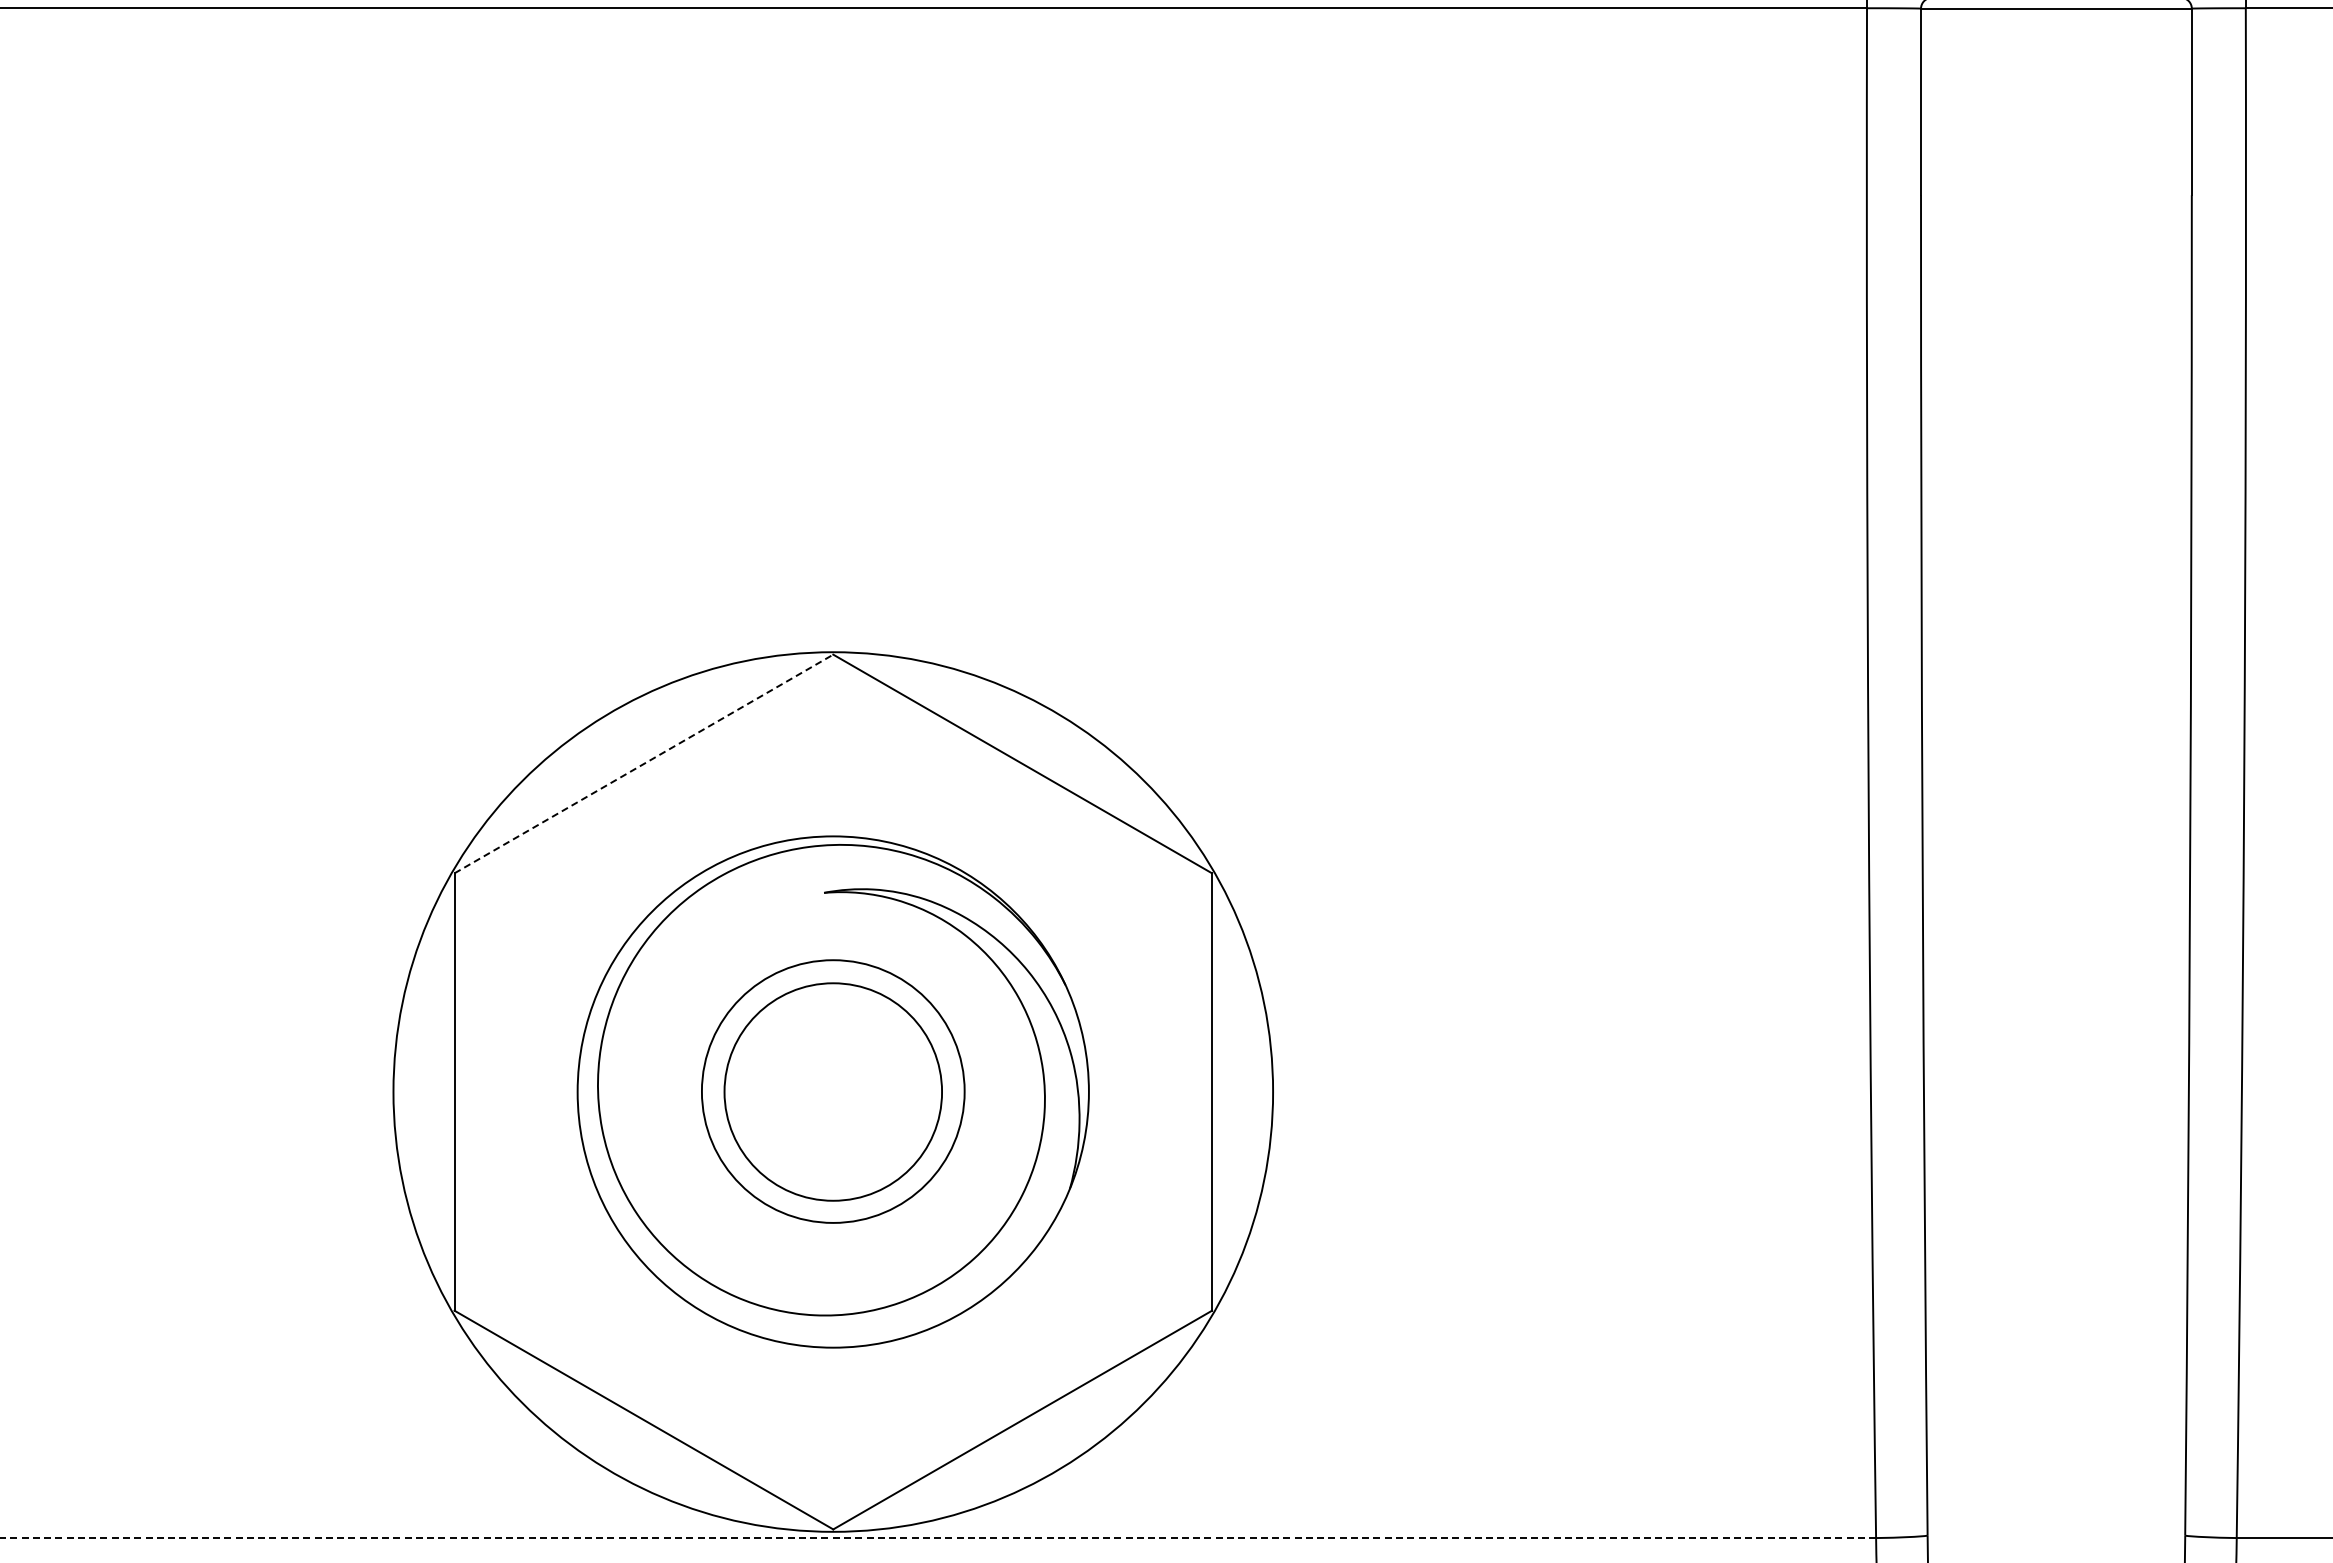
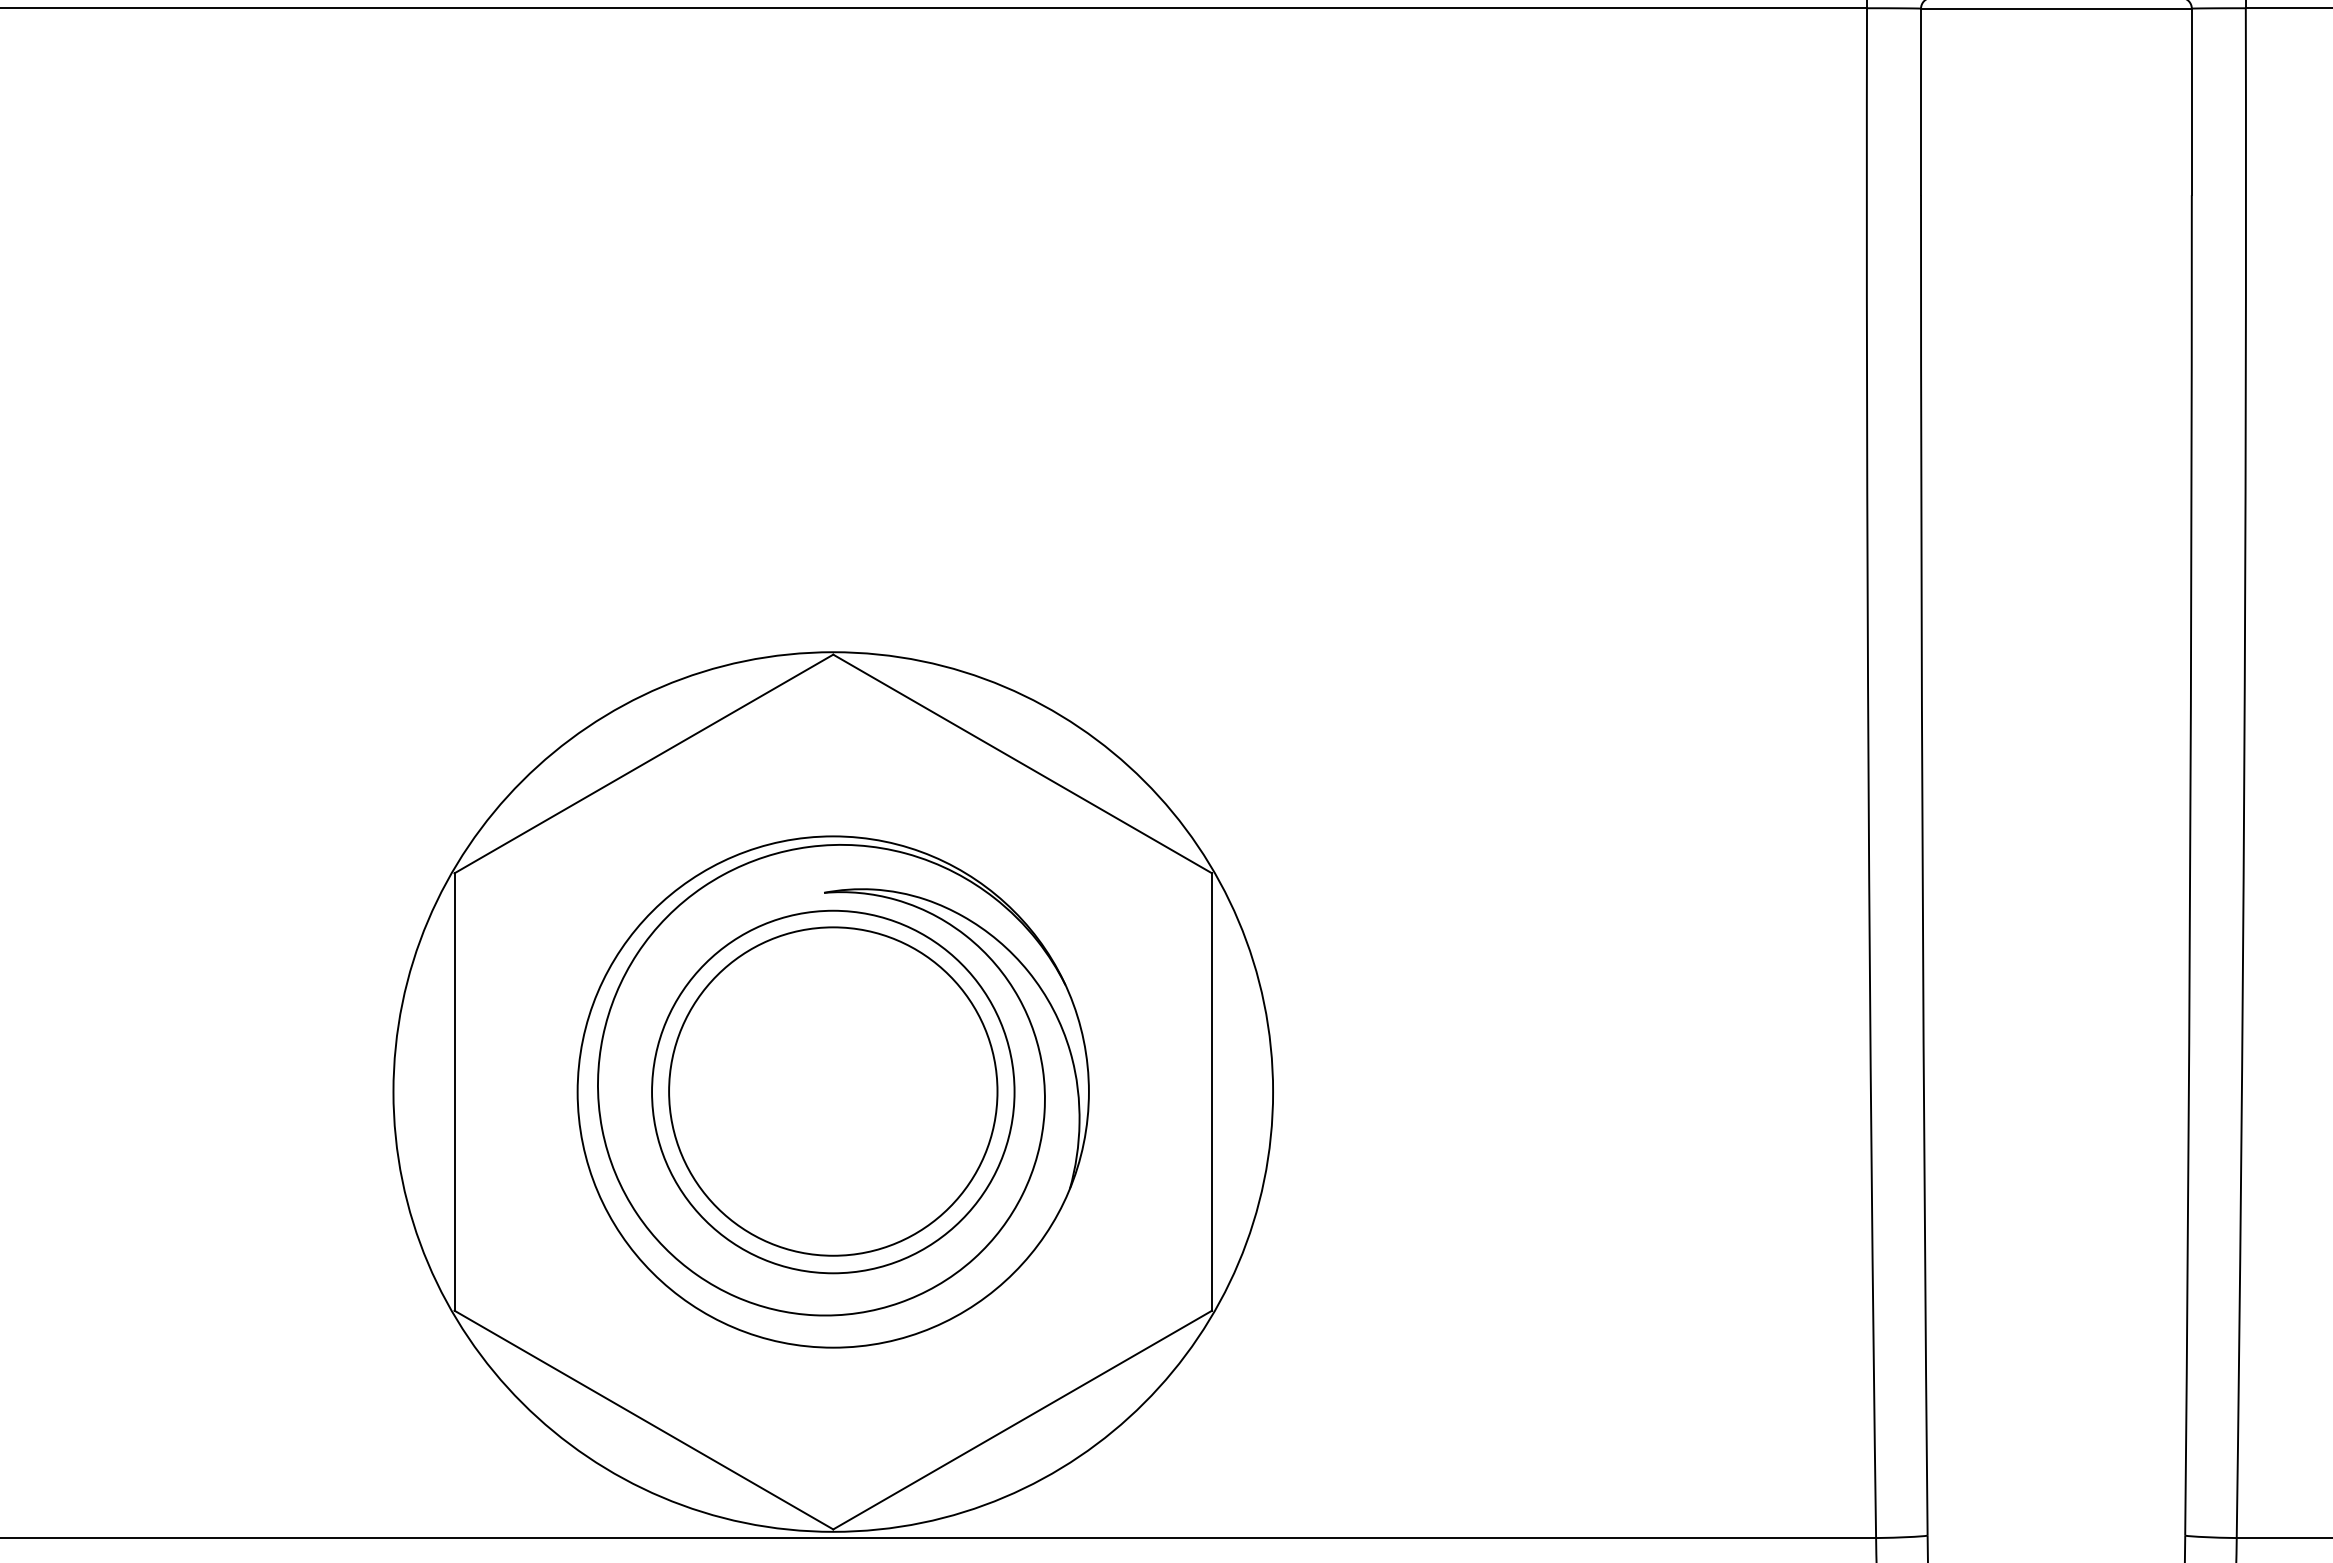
line: dashed -> solid (643, 763)
circle diameter: 263 px -> 328 px (833, 1091)
circle diameter: 218 px -> 363 px (833, 1091)
line: dashed -> solid (938, 1538)
